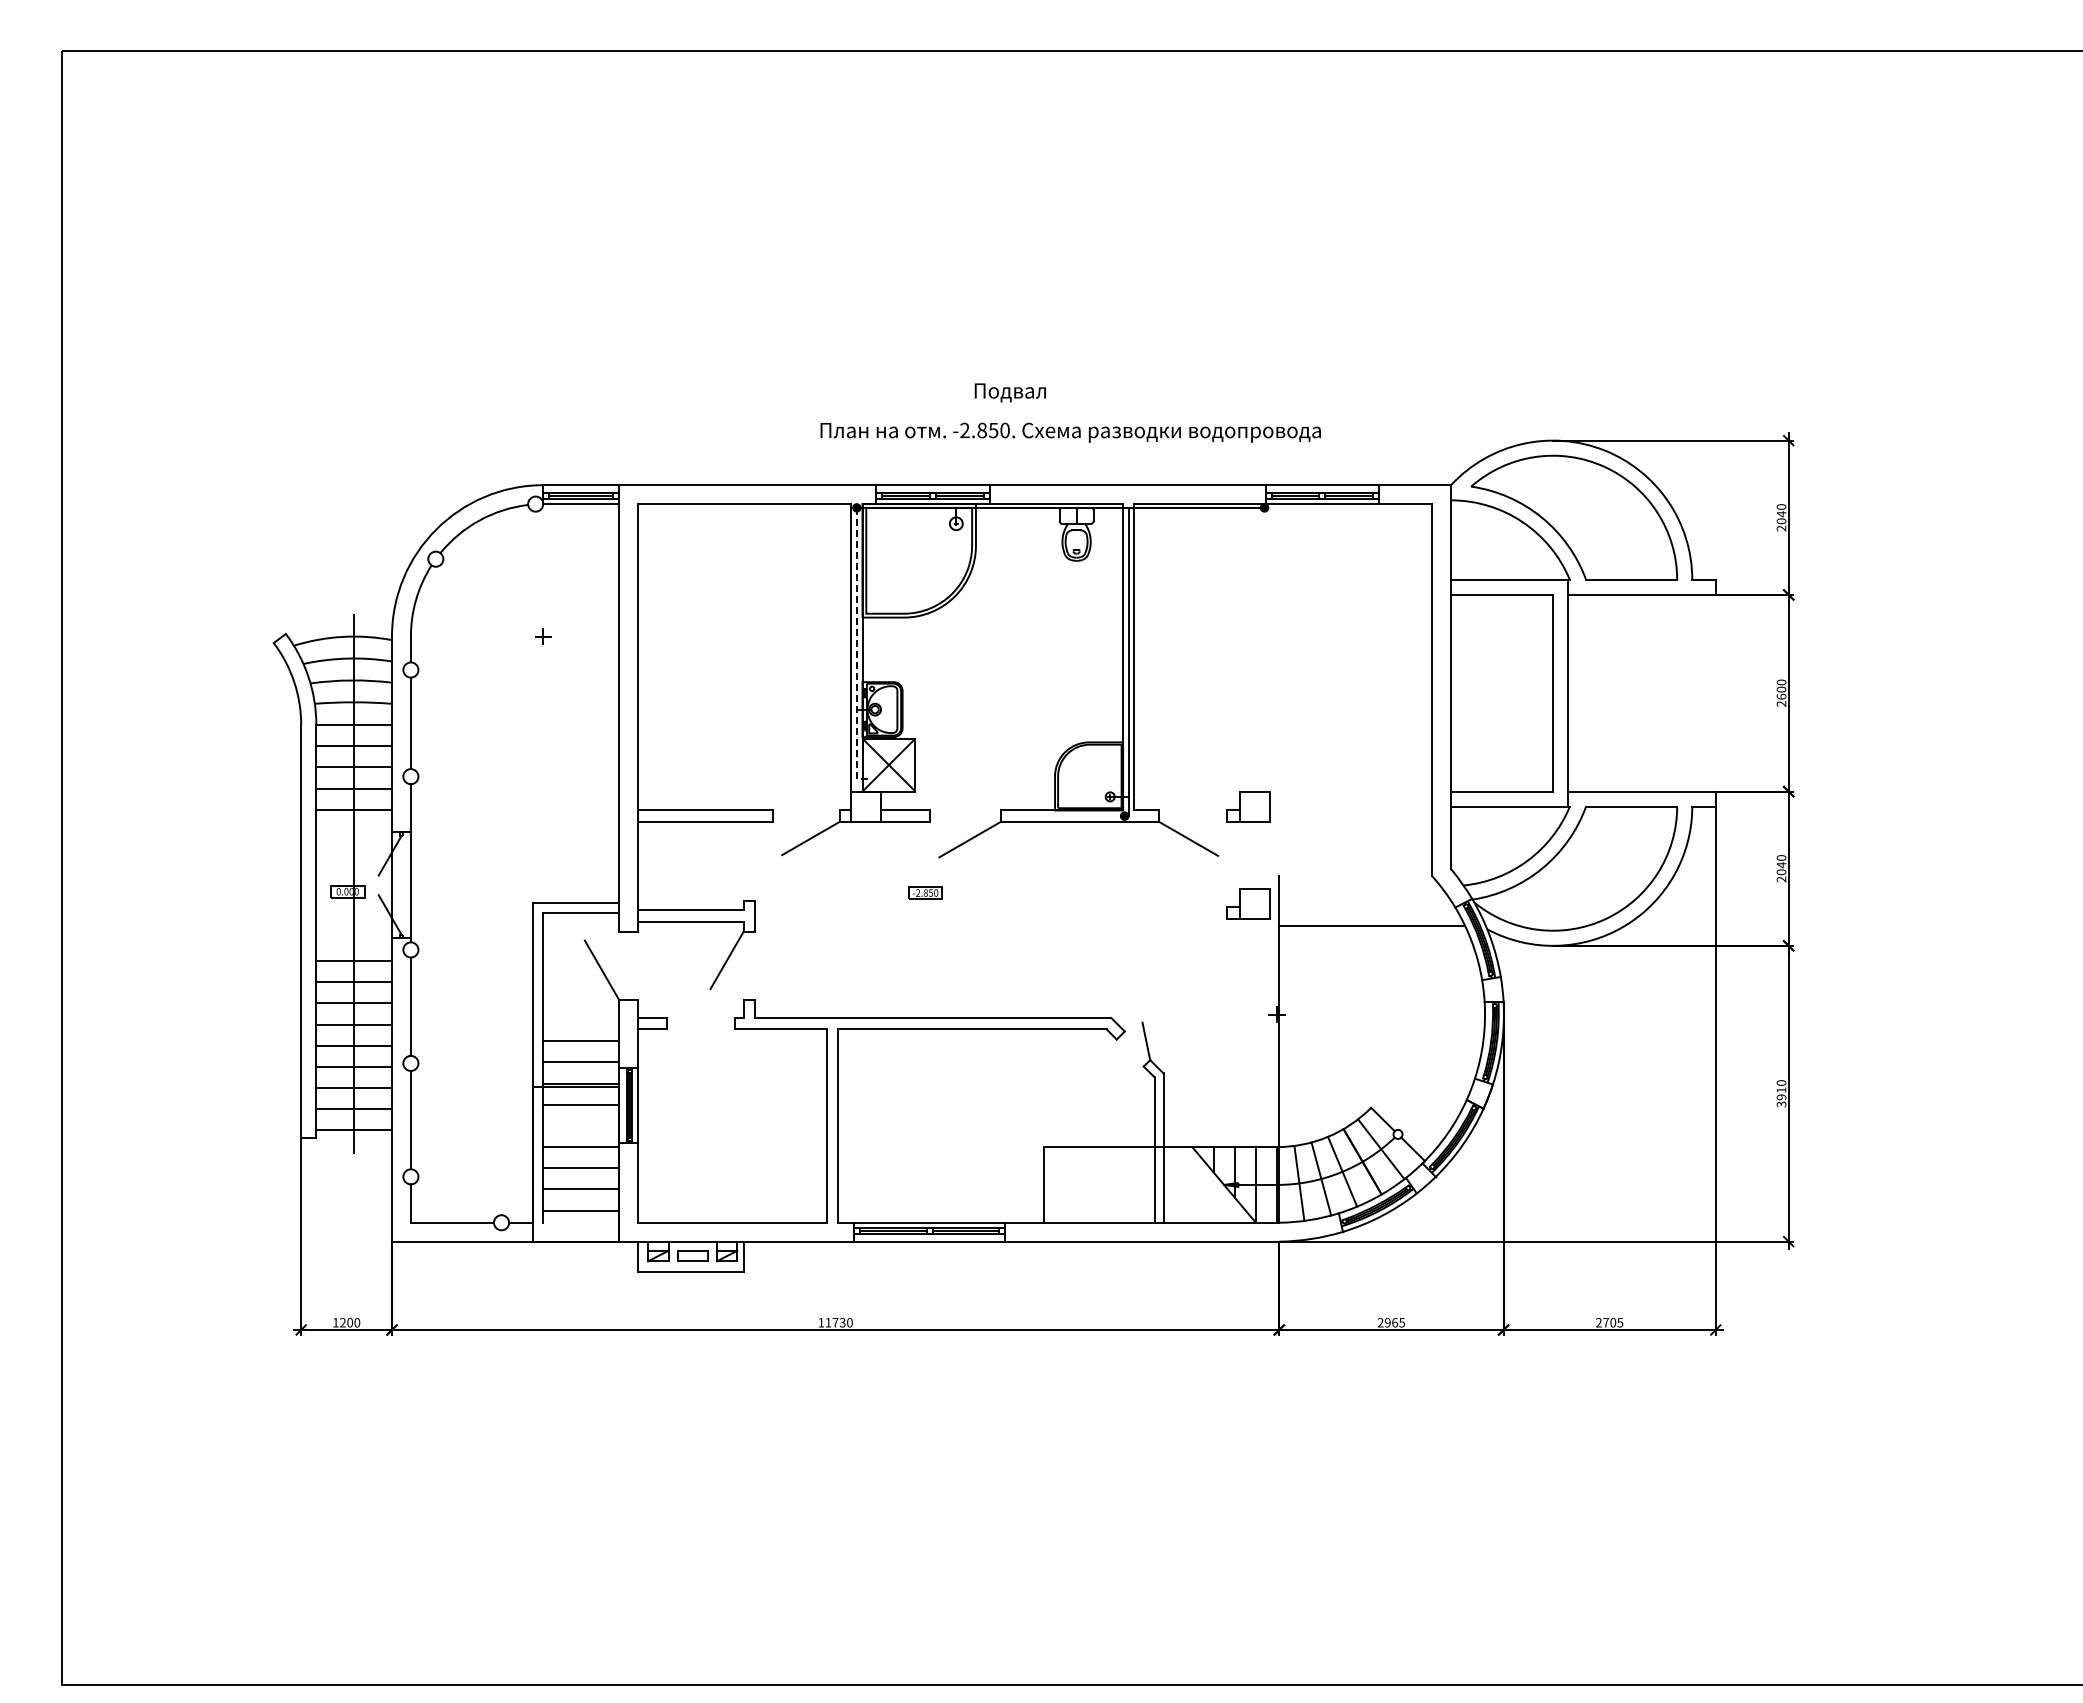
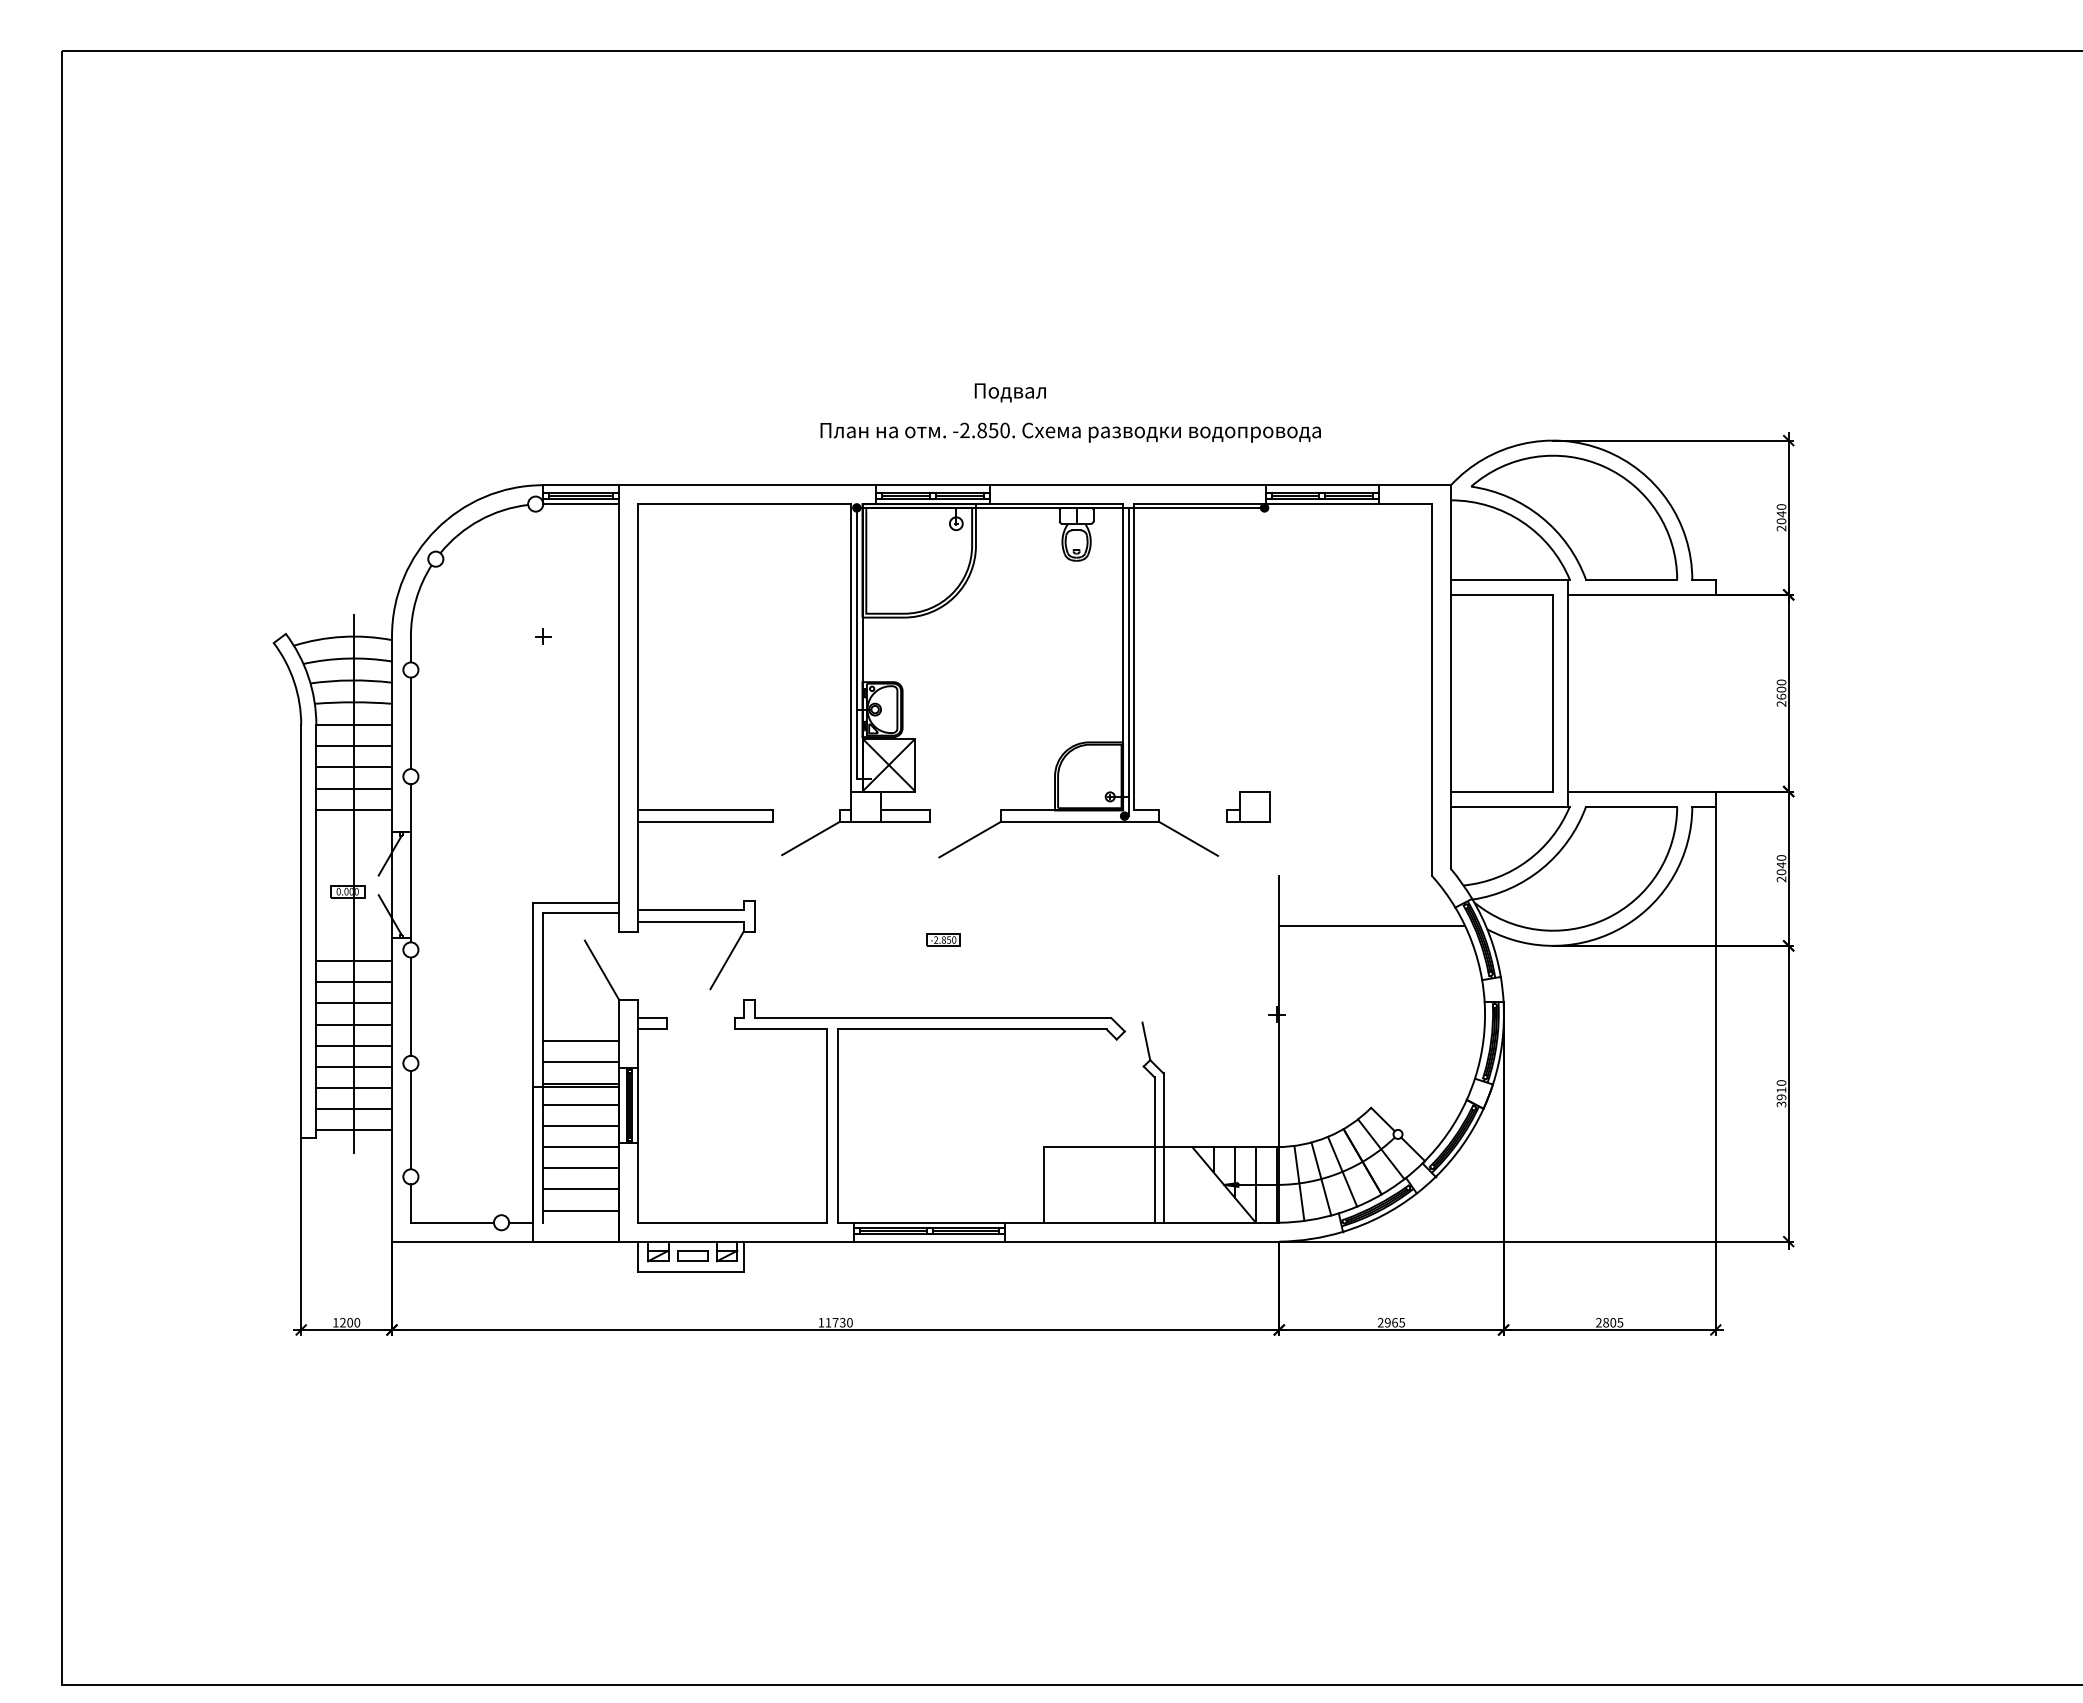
line: dashed -> solid (856, 651)
part position: (925, 892) -> (943, 939) (943, 939)
part: present -> none (1248, 903)
line: none -> present (580, 1125)
text: 2705 -> 2805 (1605, 1322)
